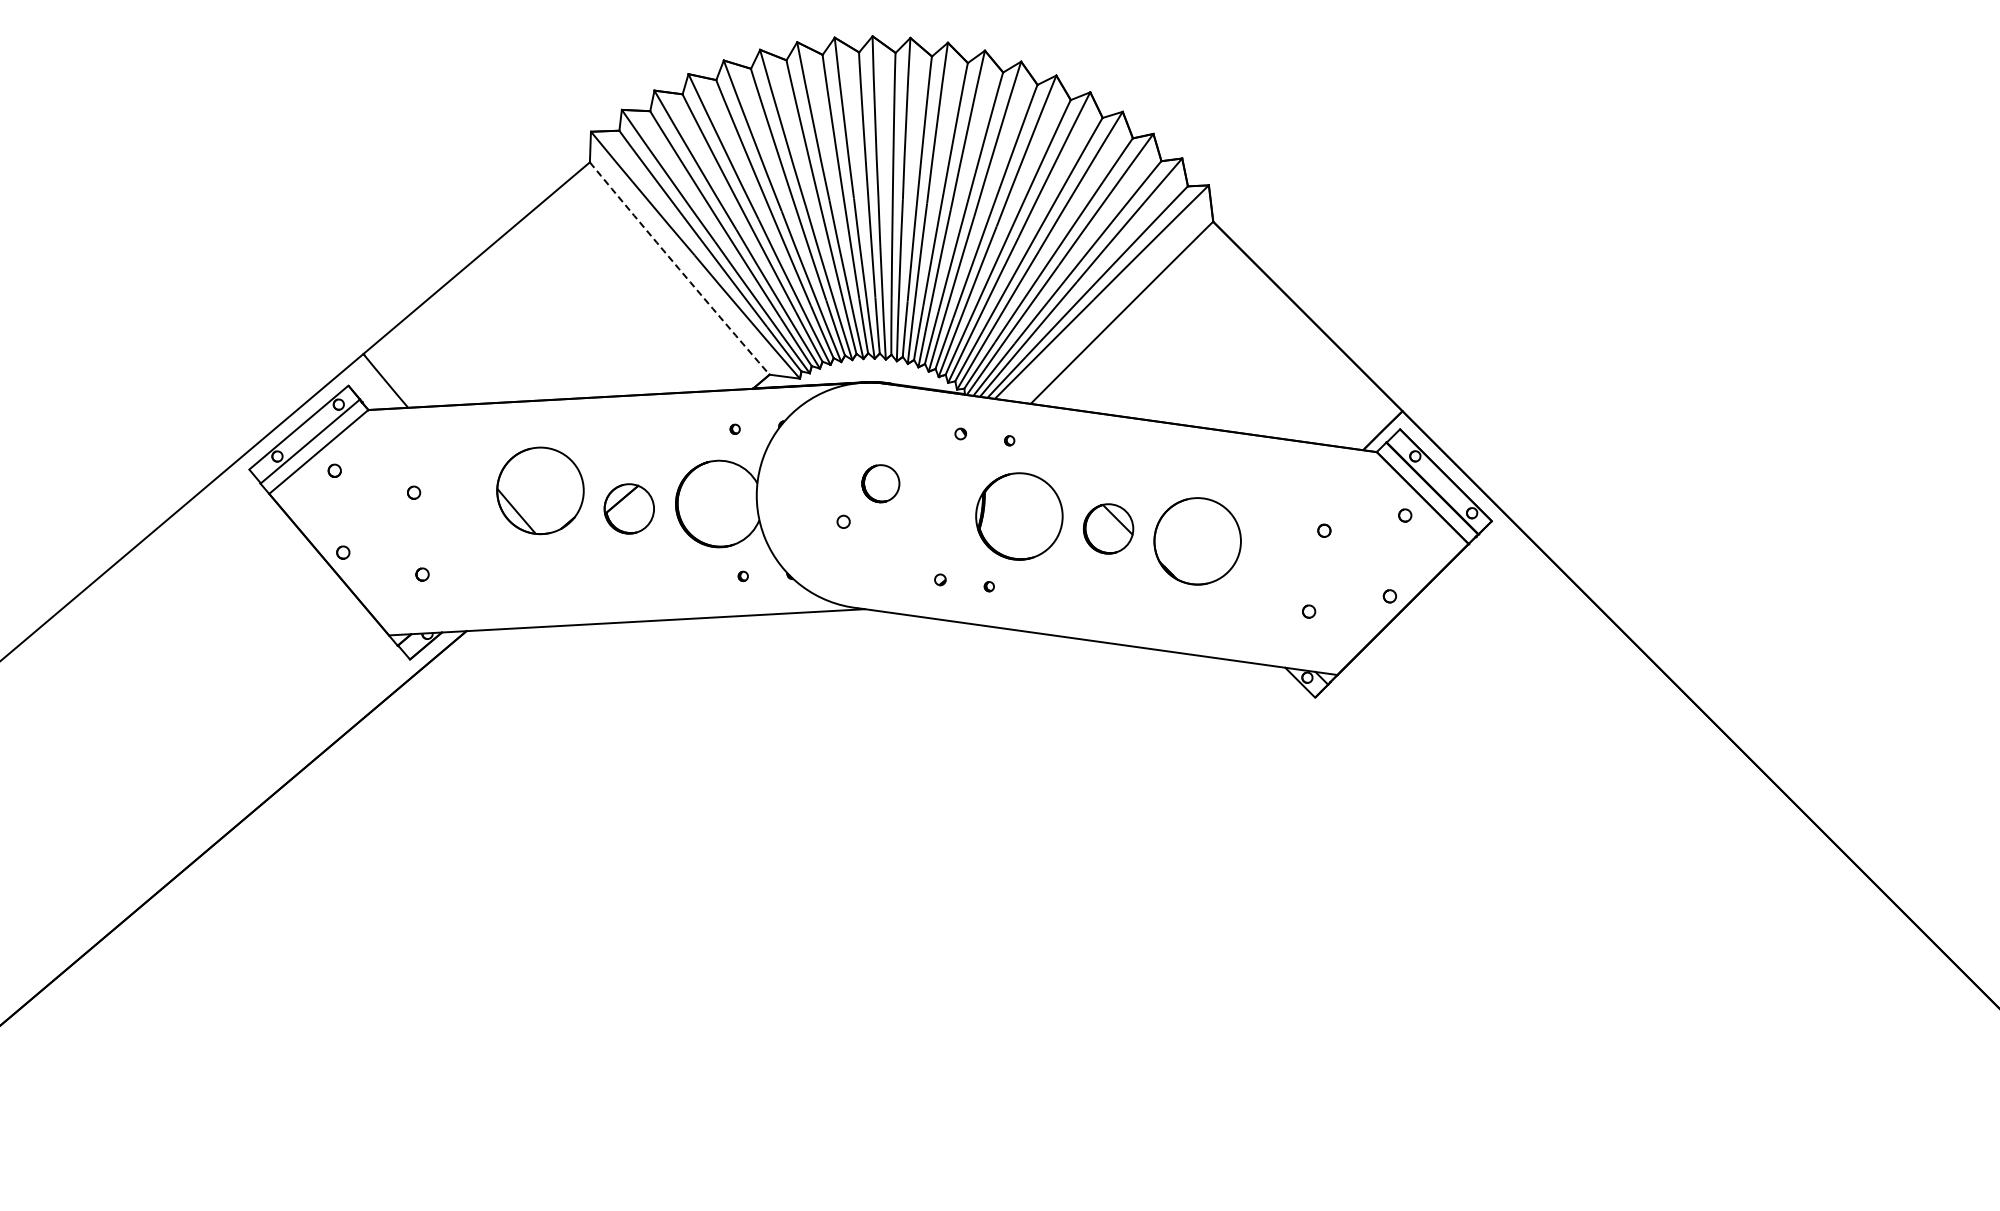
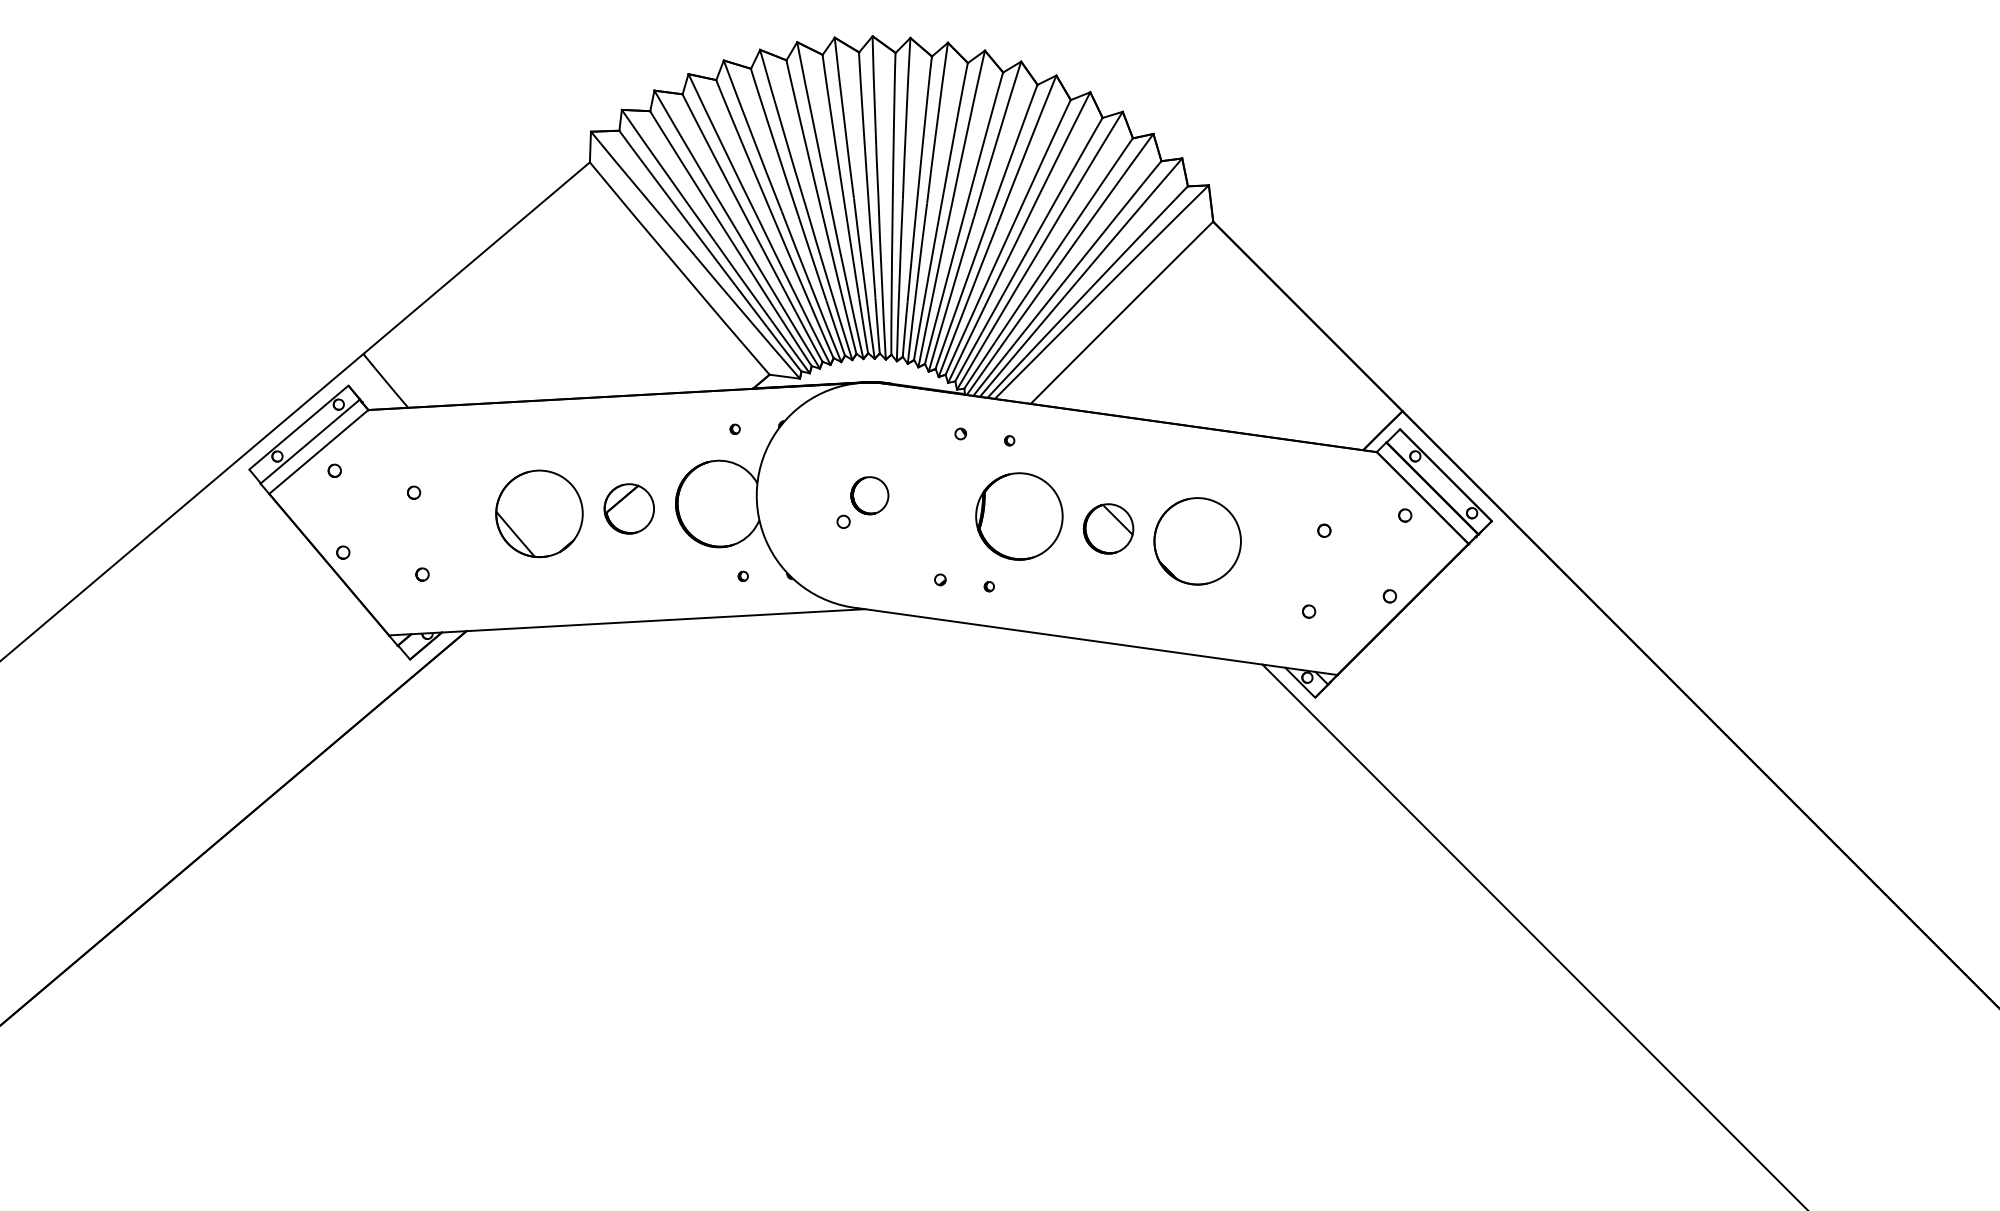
arc: dashed -> solid (679, 269)
part position: (880, 483) -> (869, 495) (869, 495)
part position: (540, 490) -> (539, 513) (539, 513)
line: none -> present (1533, 935)
